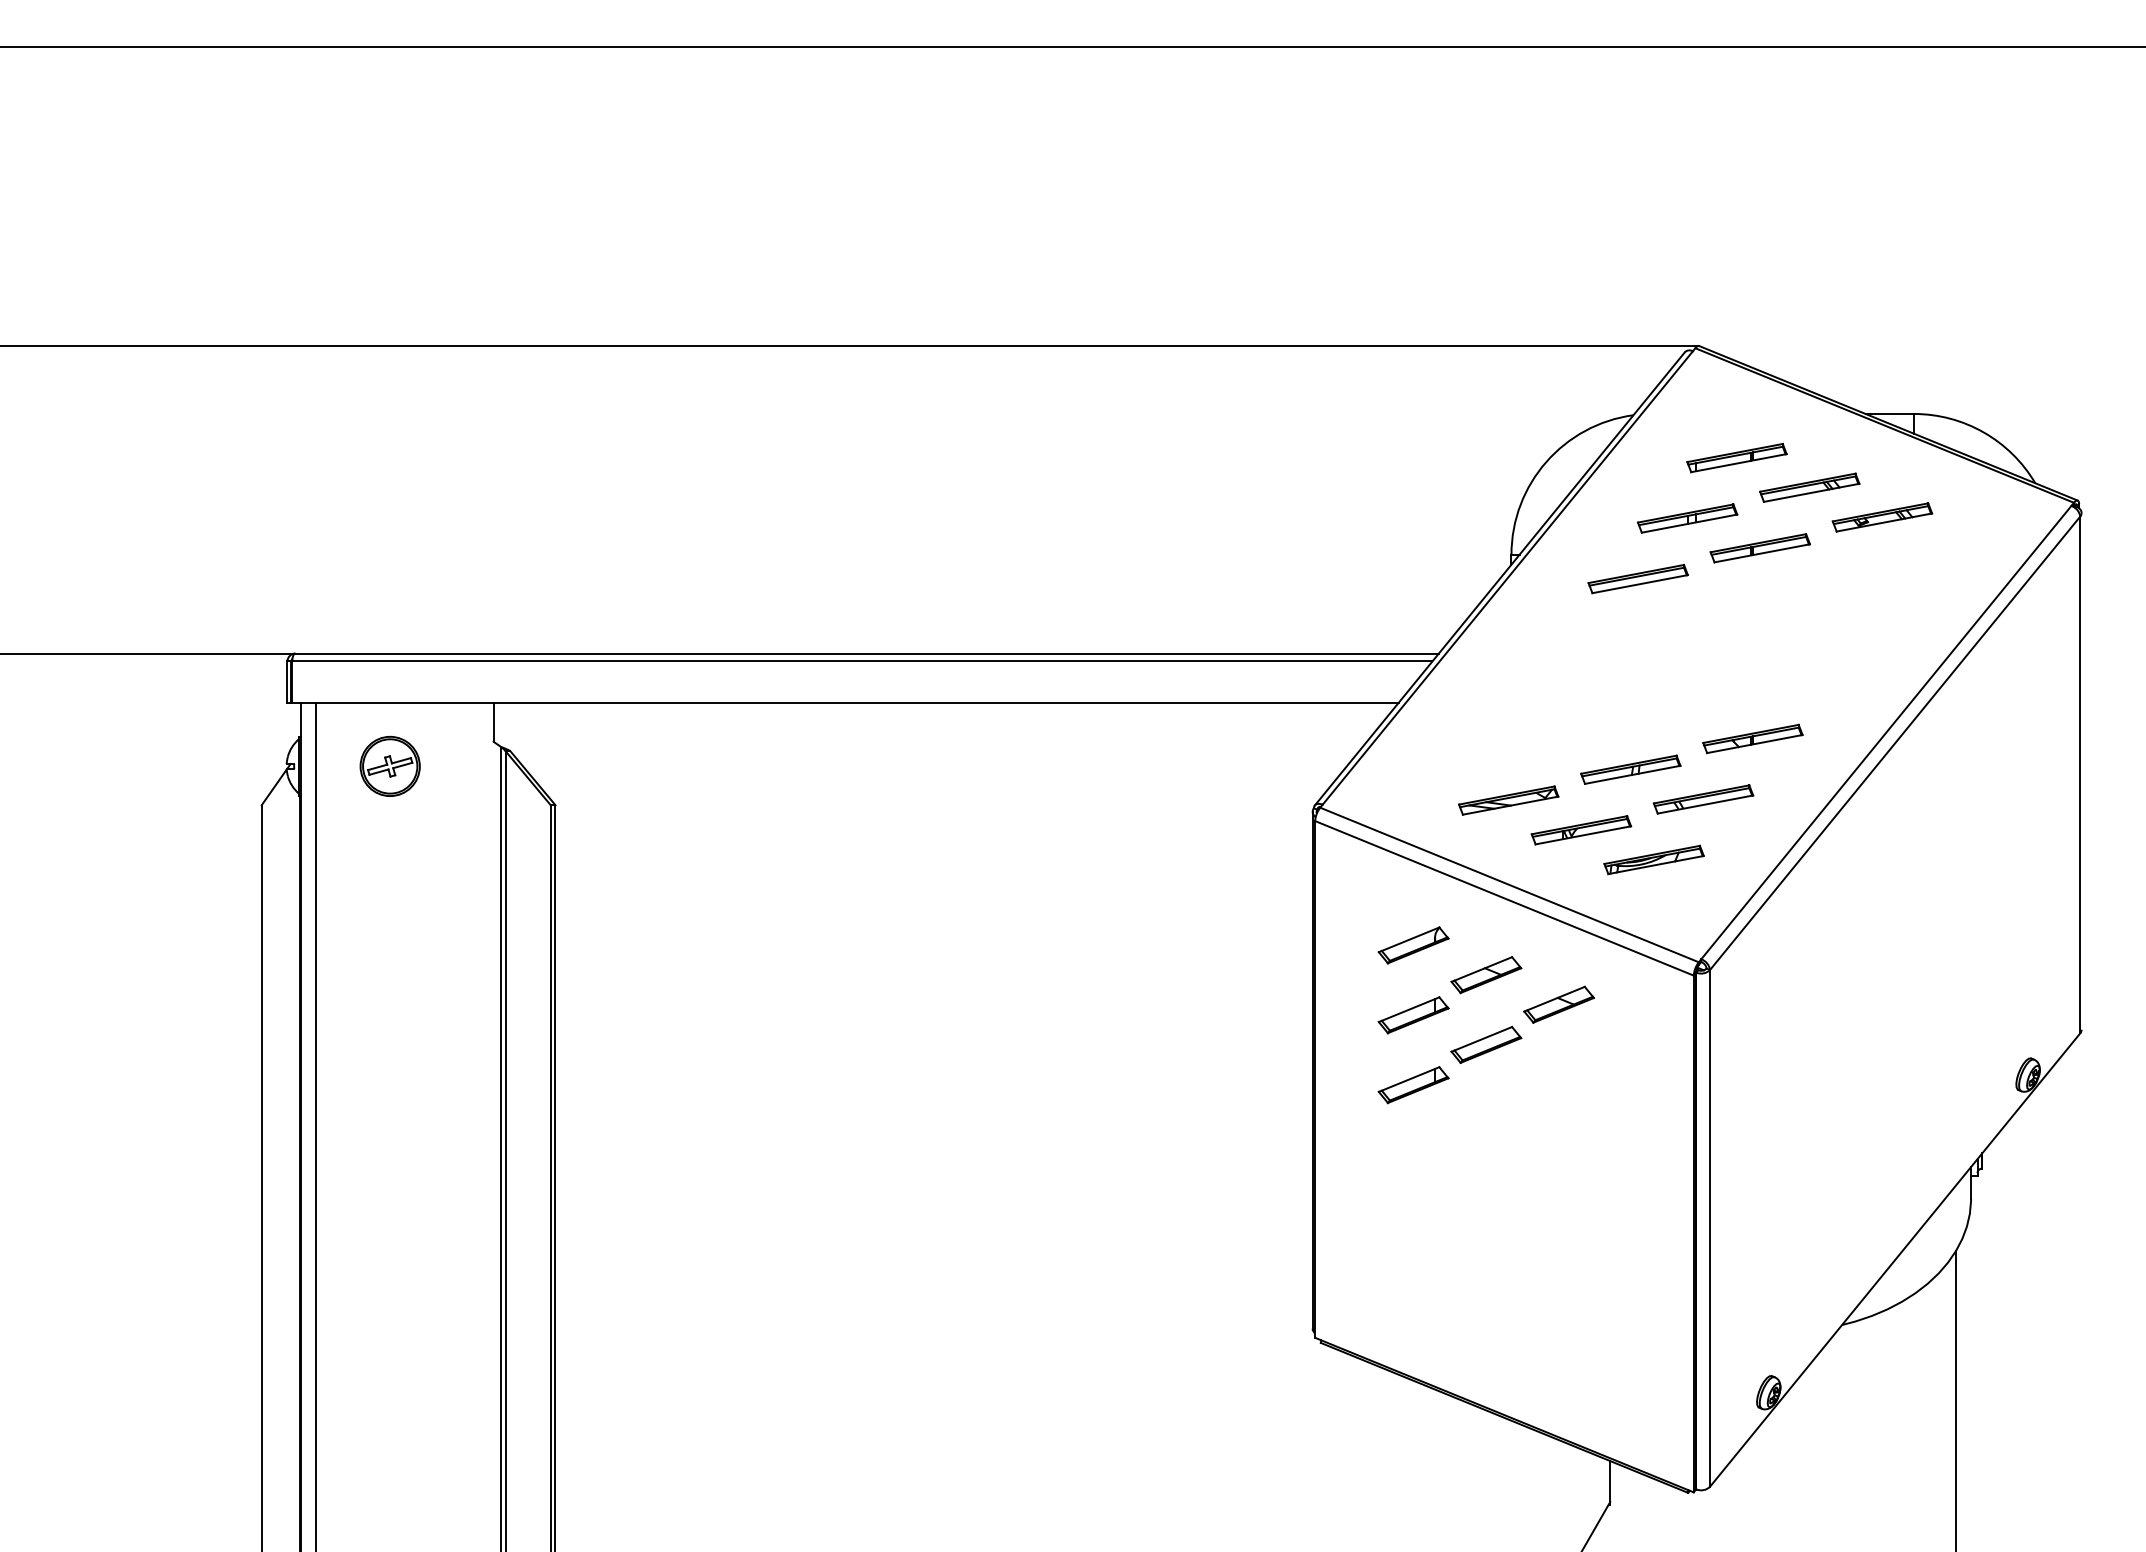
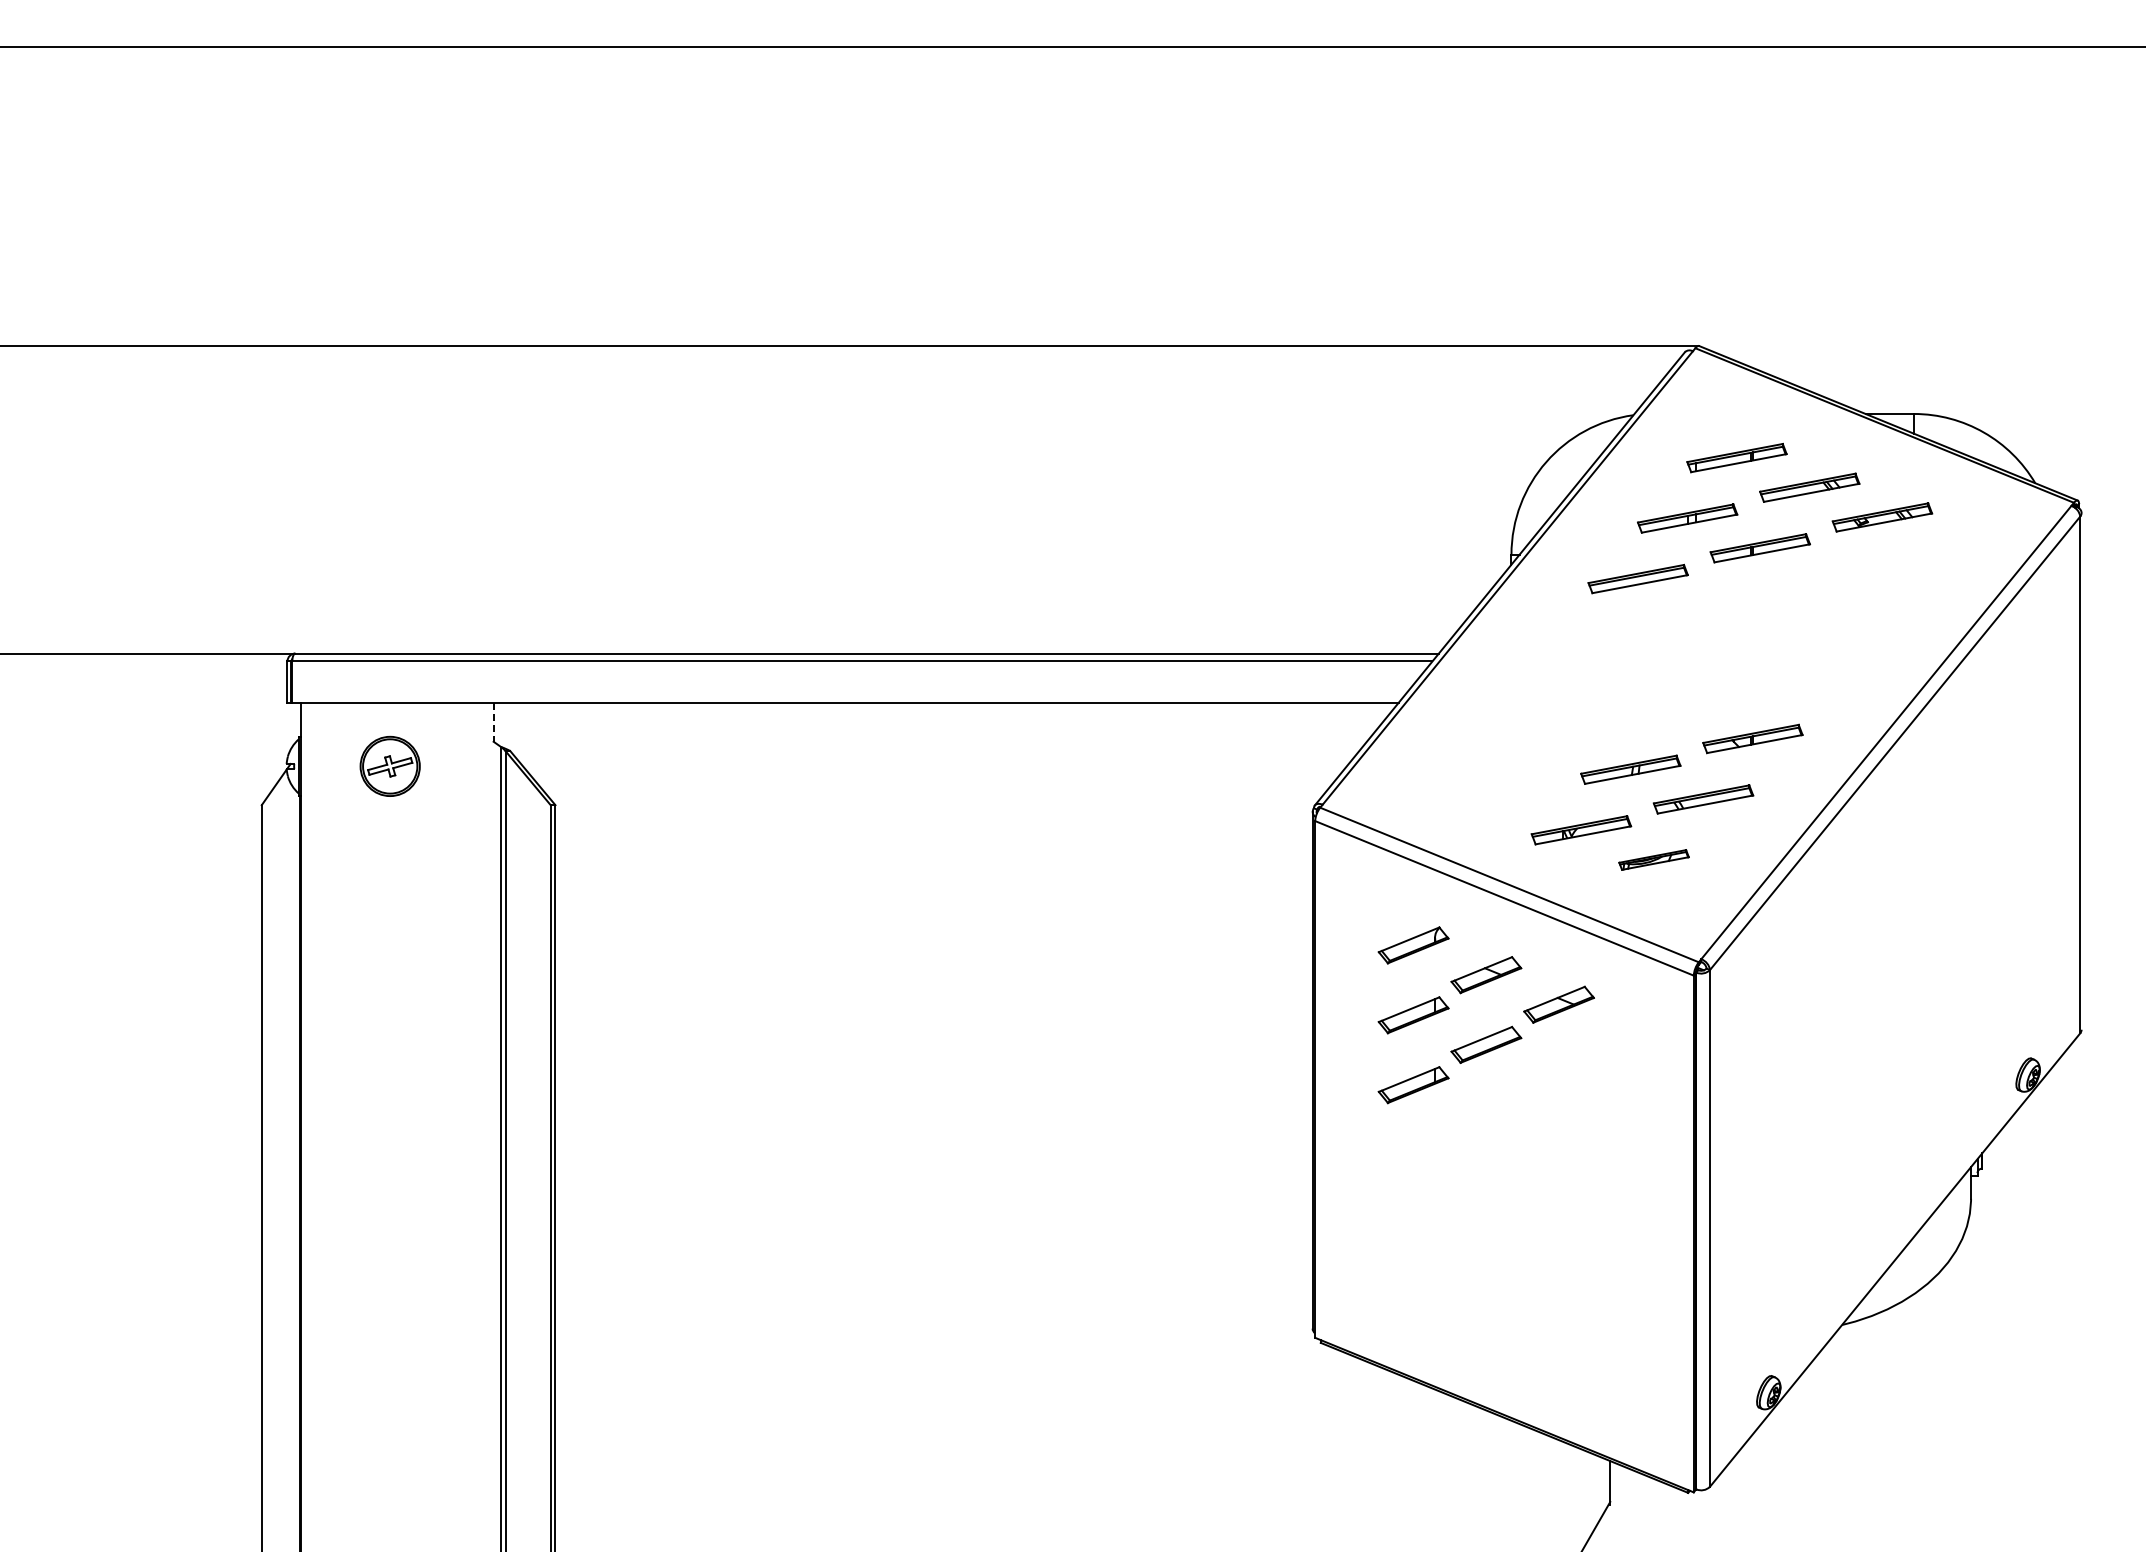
line: solid -> dashed (493, 722)
part: present -> none (1508, 800)
part size: 102x32 px -> 72x22 px (1653, 859)
line: present -> none (315, 1125)
line: present -> none (1956, 1399)
